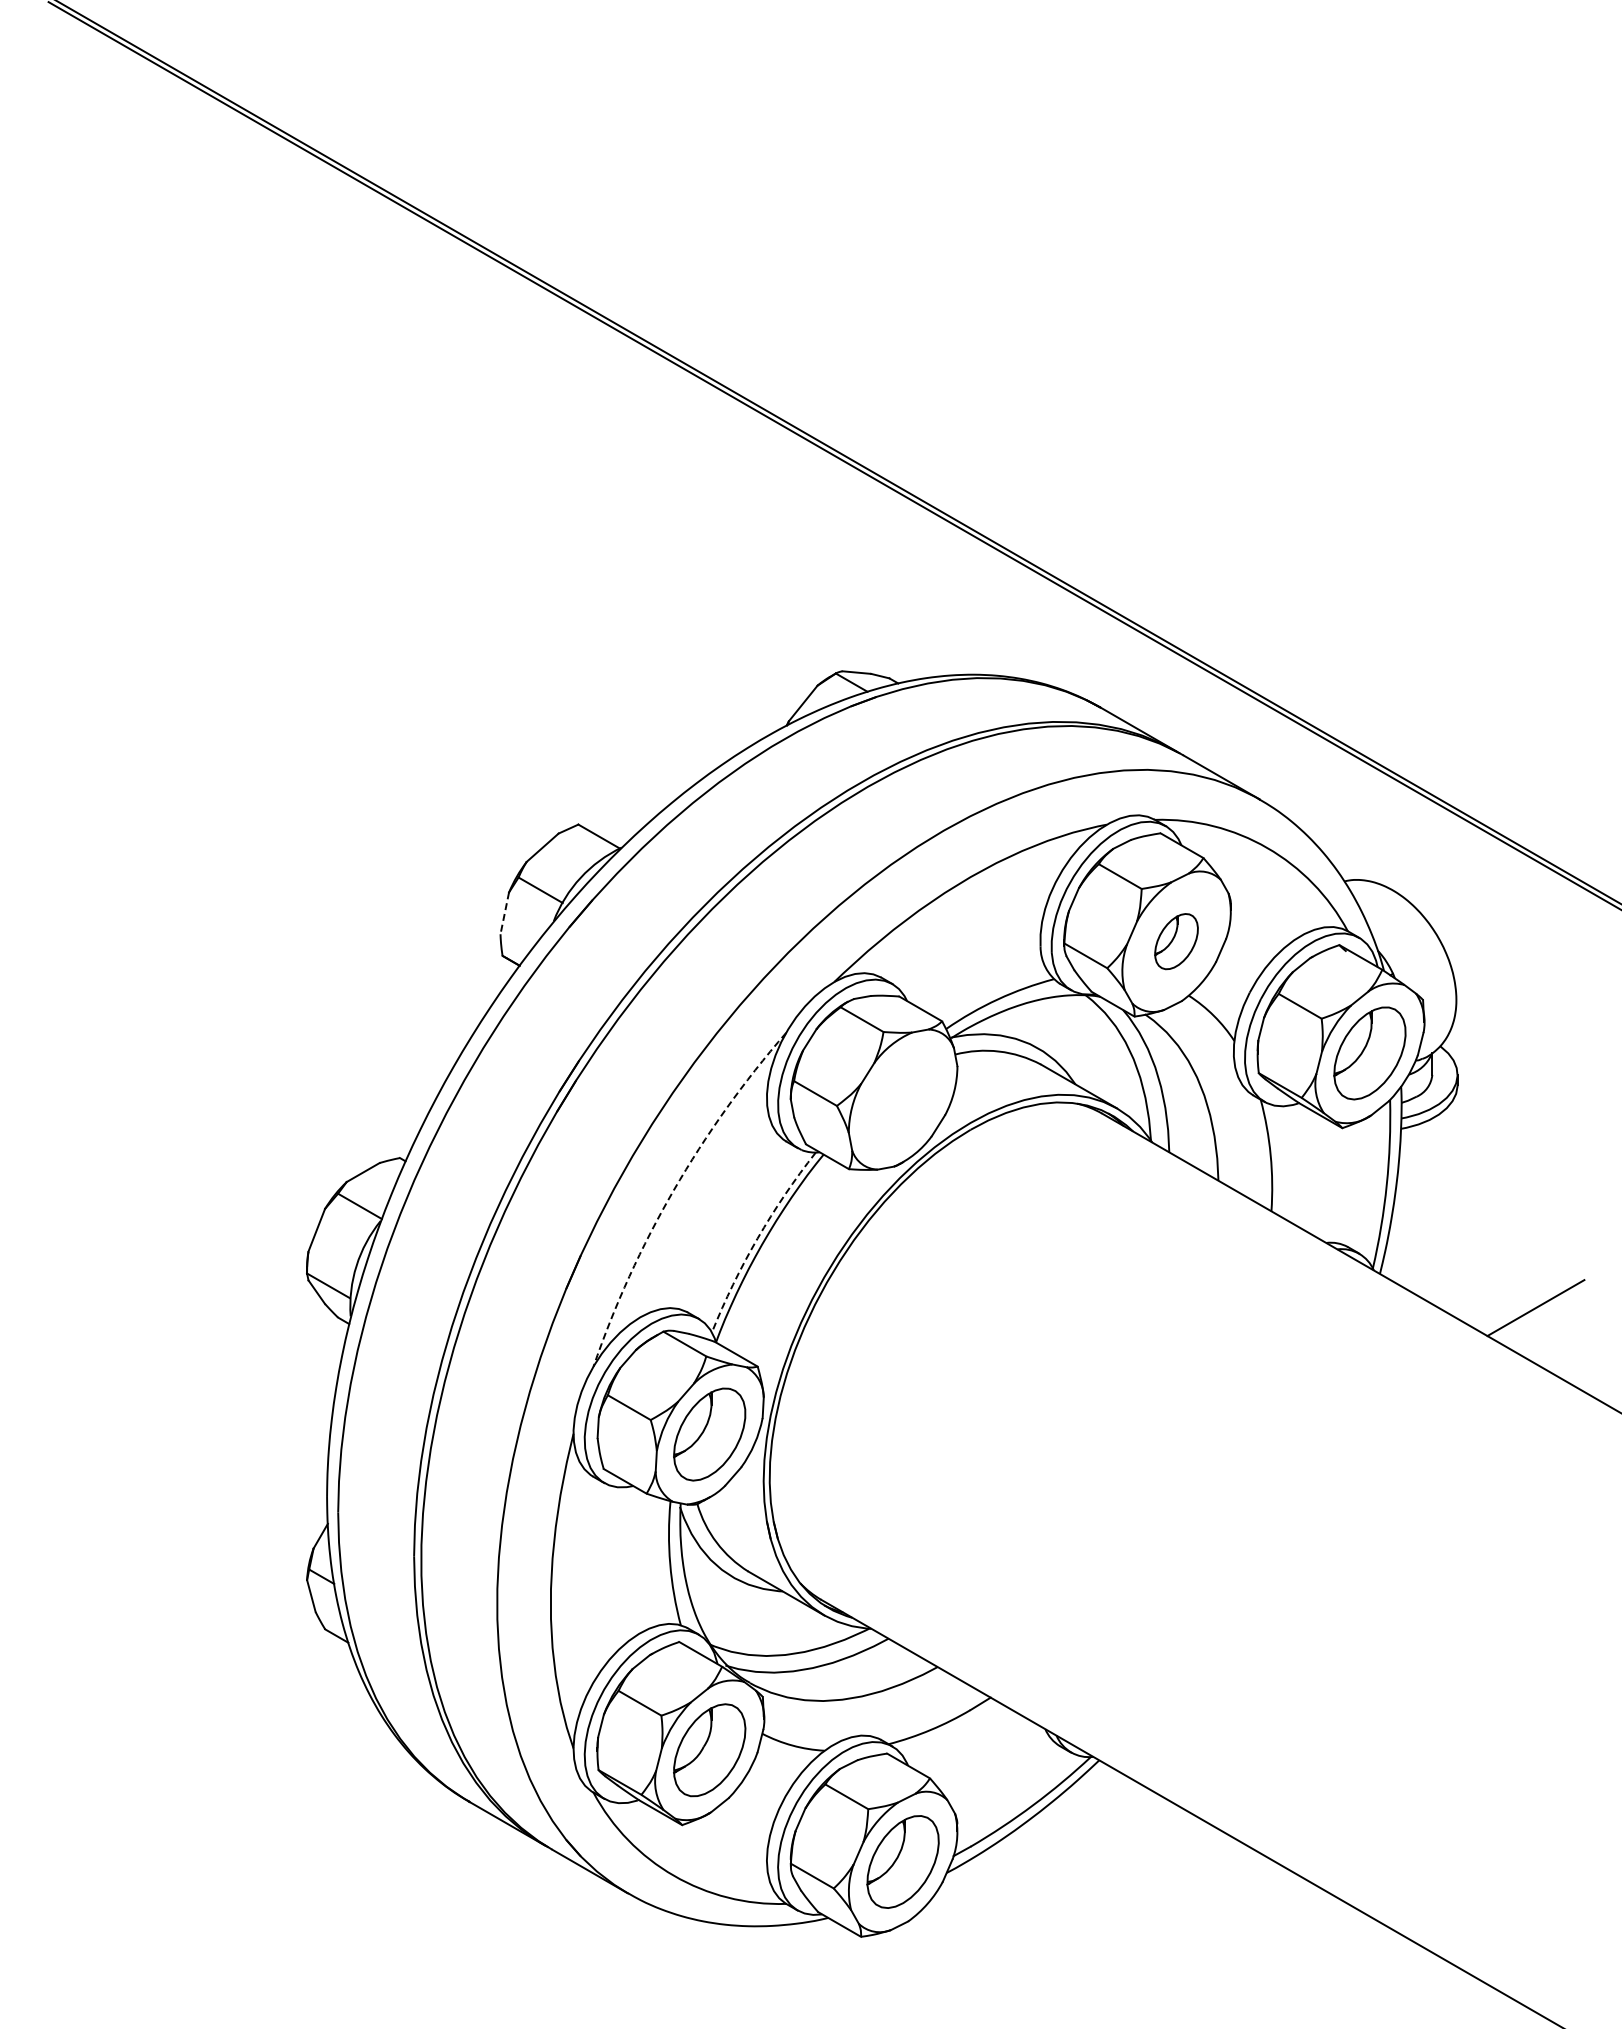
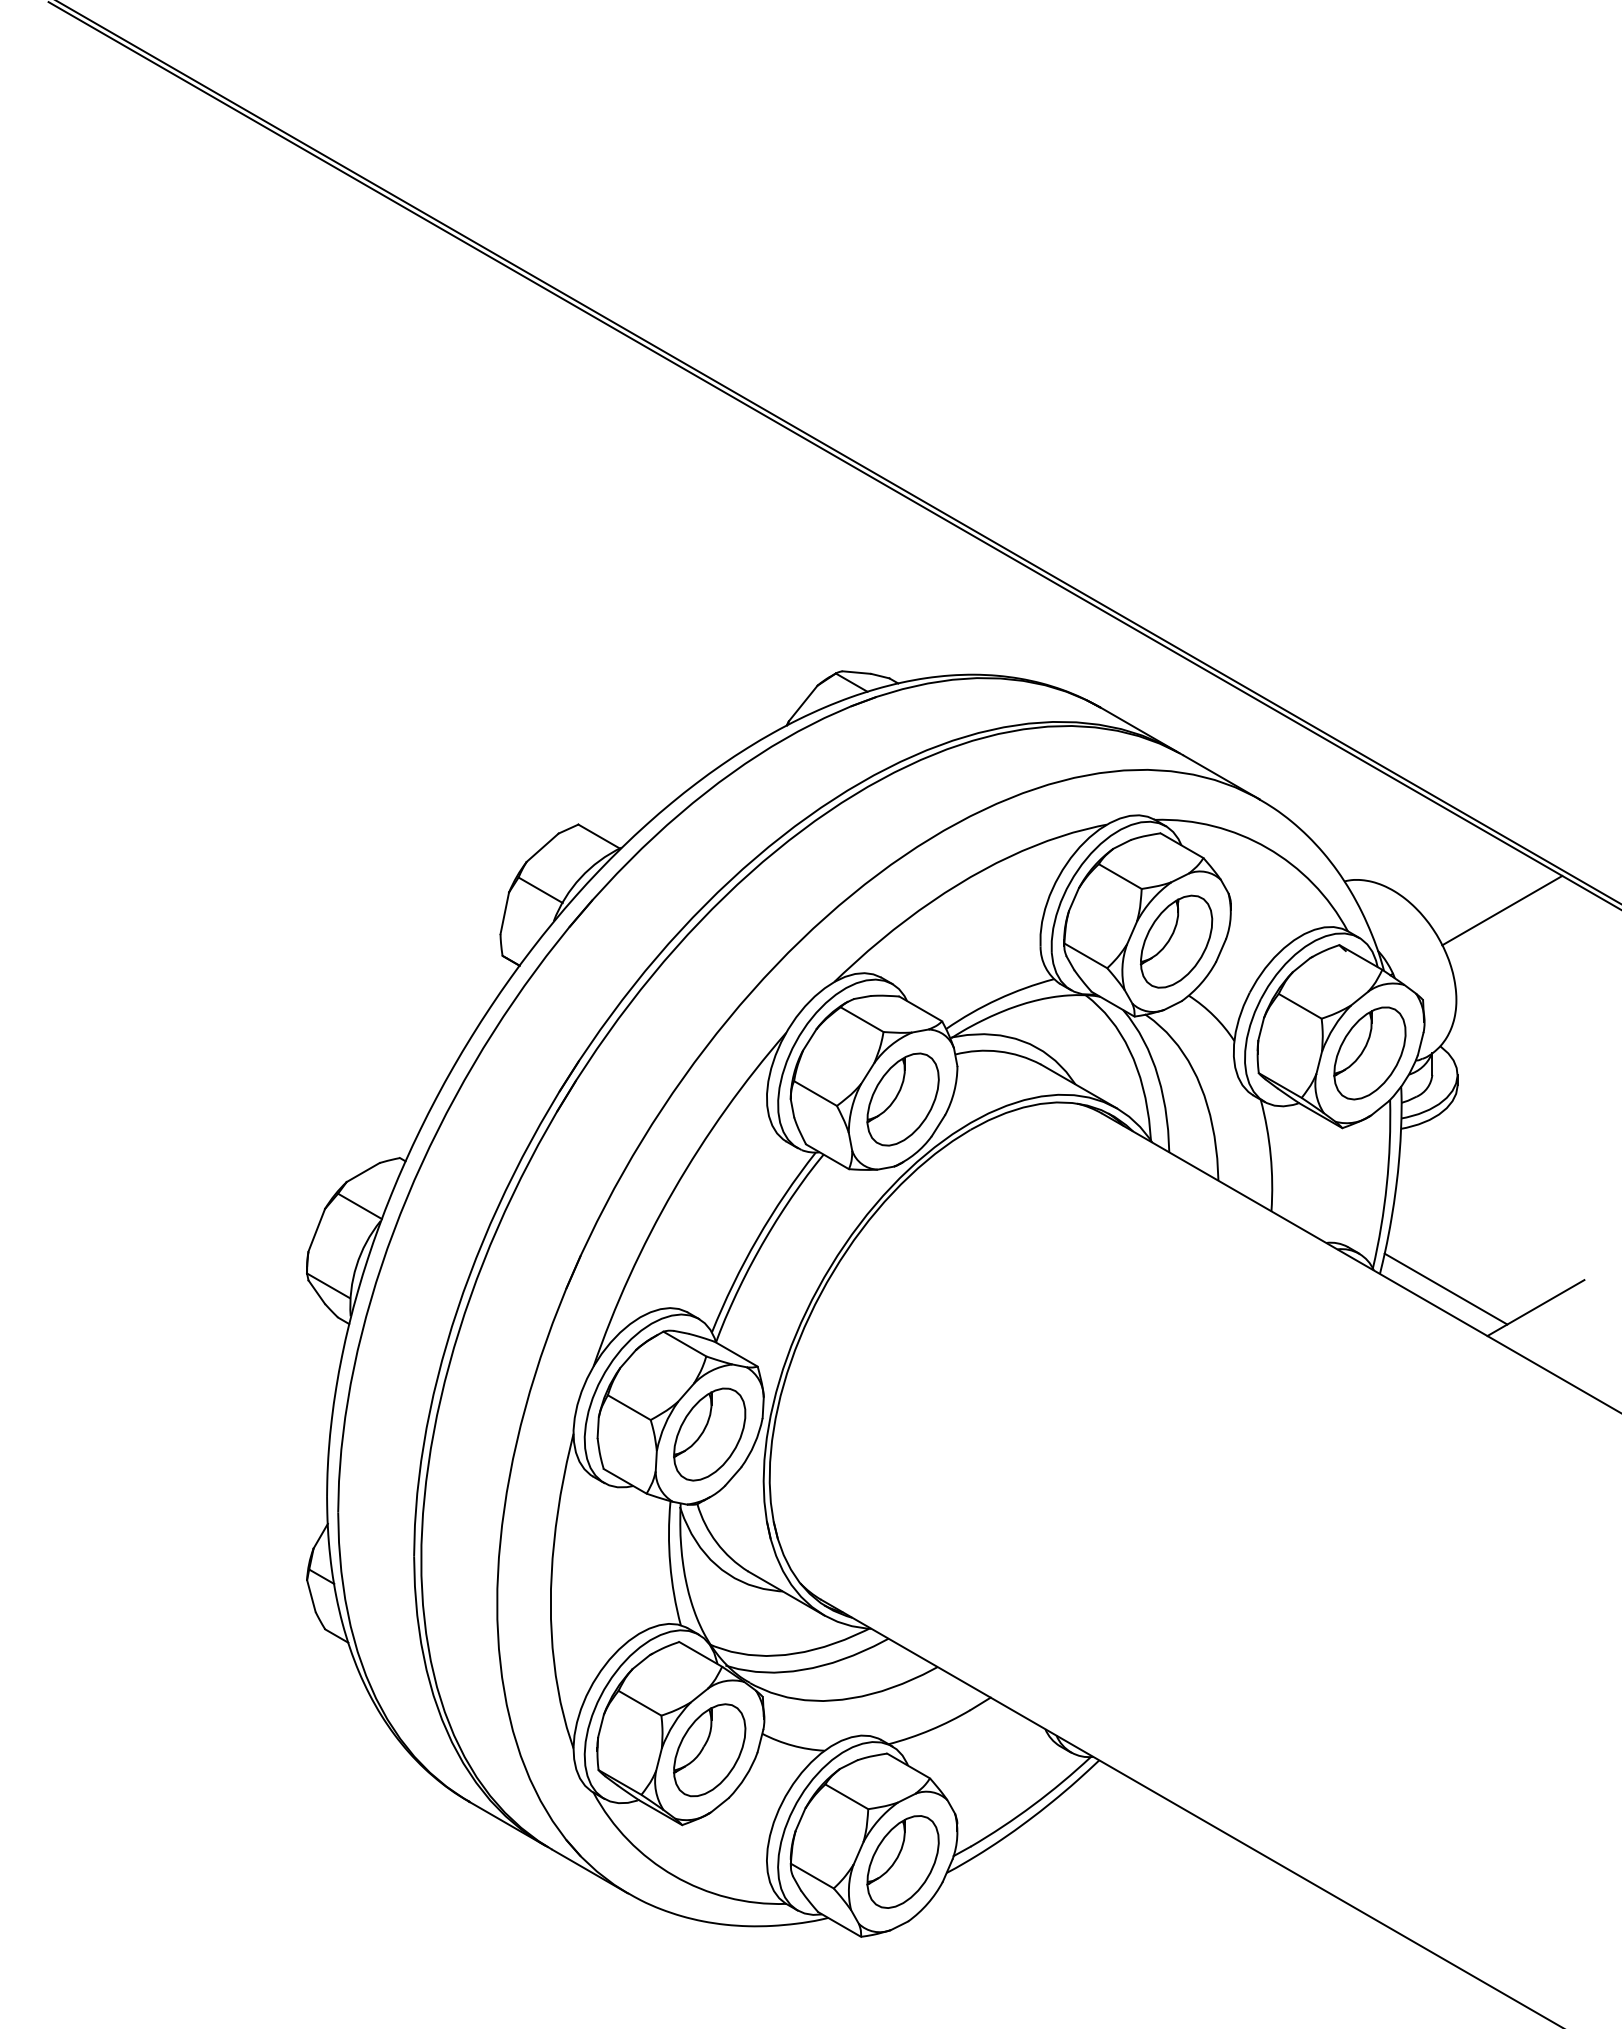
line: none -> present (1502, 910)
line: dashed -> solid (504, 913)
part size: 45x58 px -> 75x95 px (1176, 941)
part: none -> present (902, 1099)
arc: dashed -> solid (673, 1190)
arc: dashed -> solid (757, 1238)
line: none -> present (1445, 1288)
